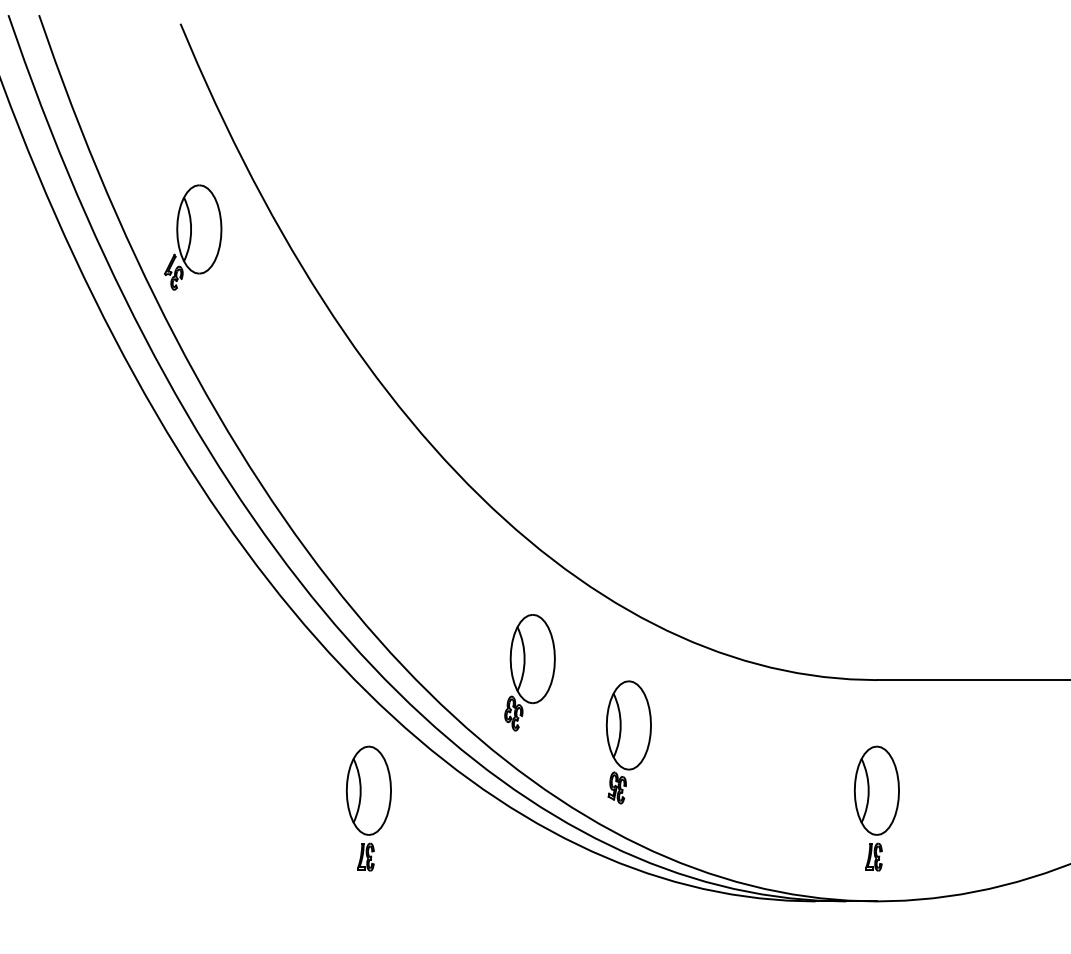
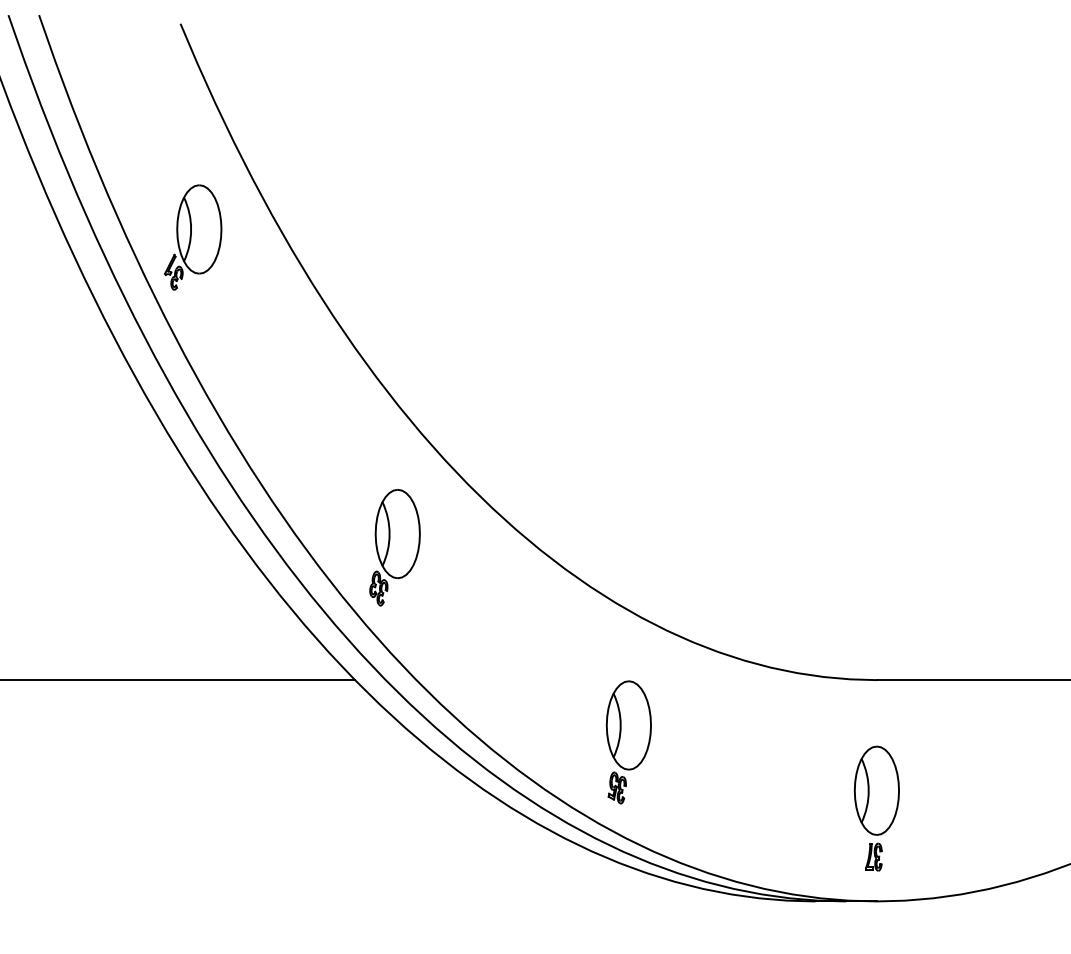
part position: (529, 672) -> (394, 547) (394, 547)
line: none -> present (178, 680)
part: present -> none (368, 808)
